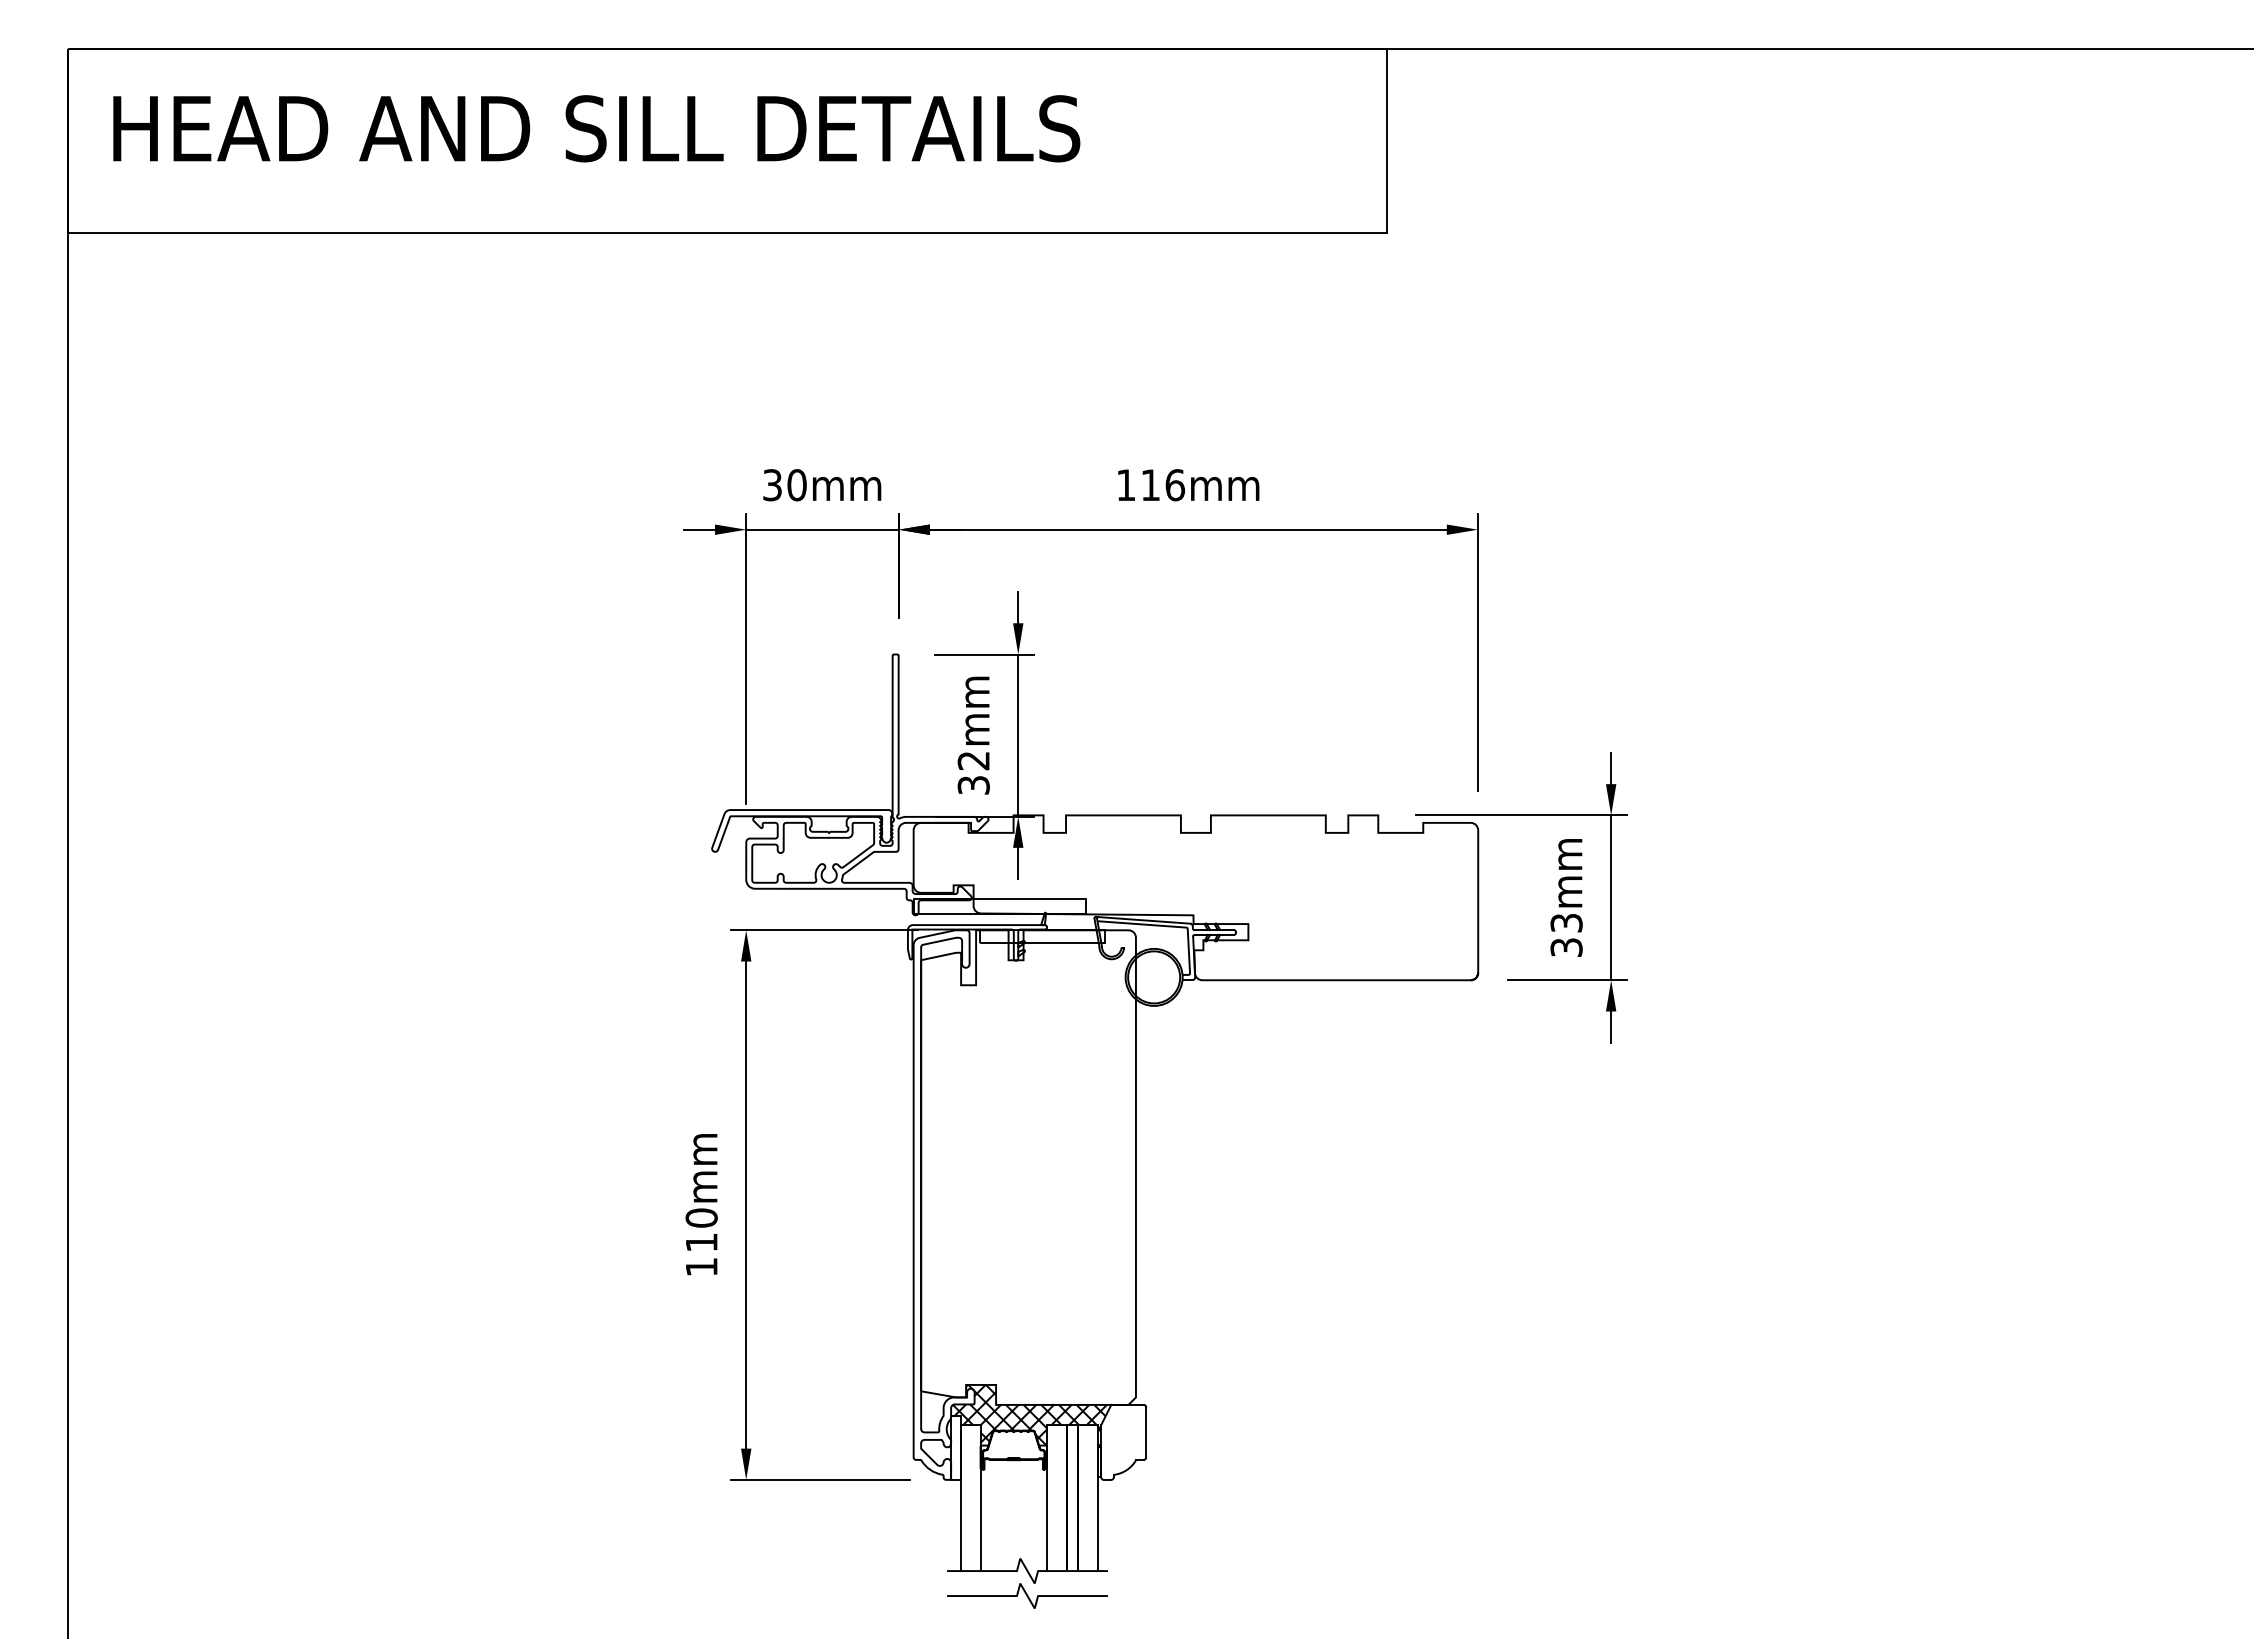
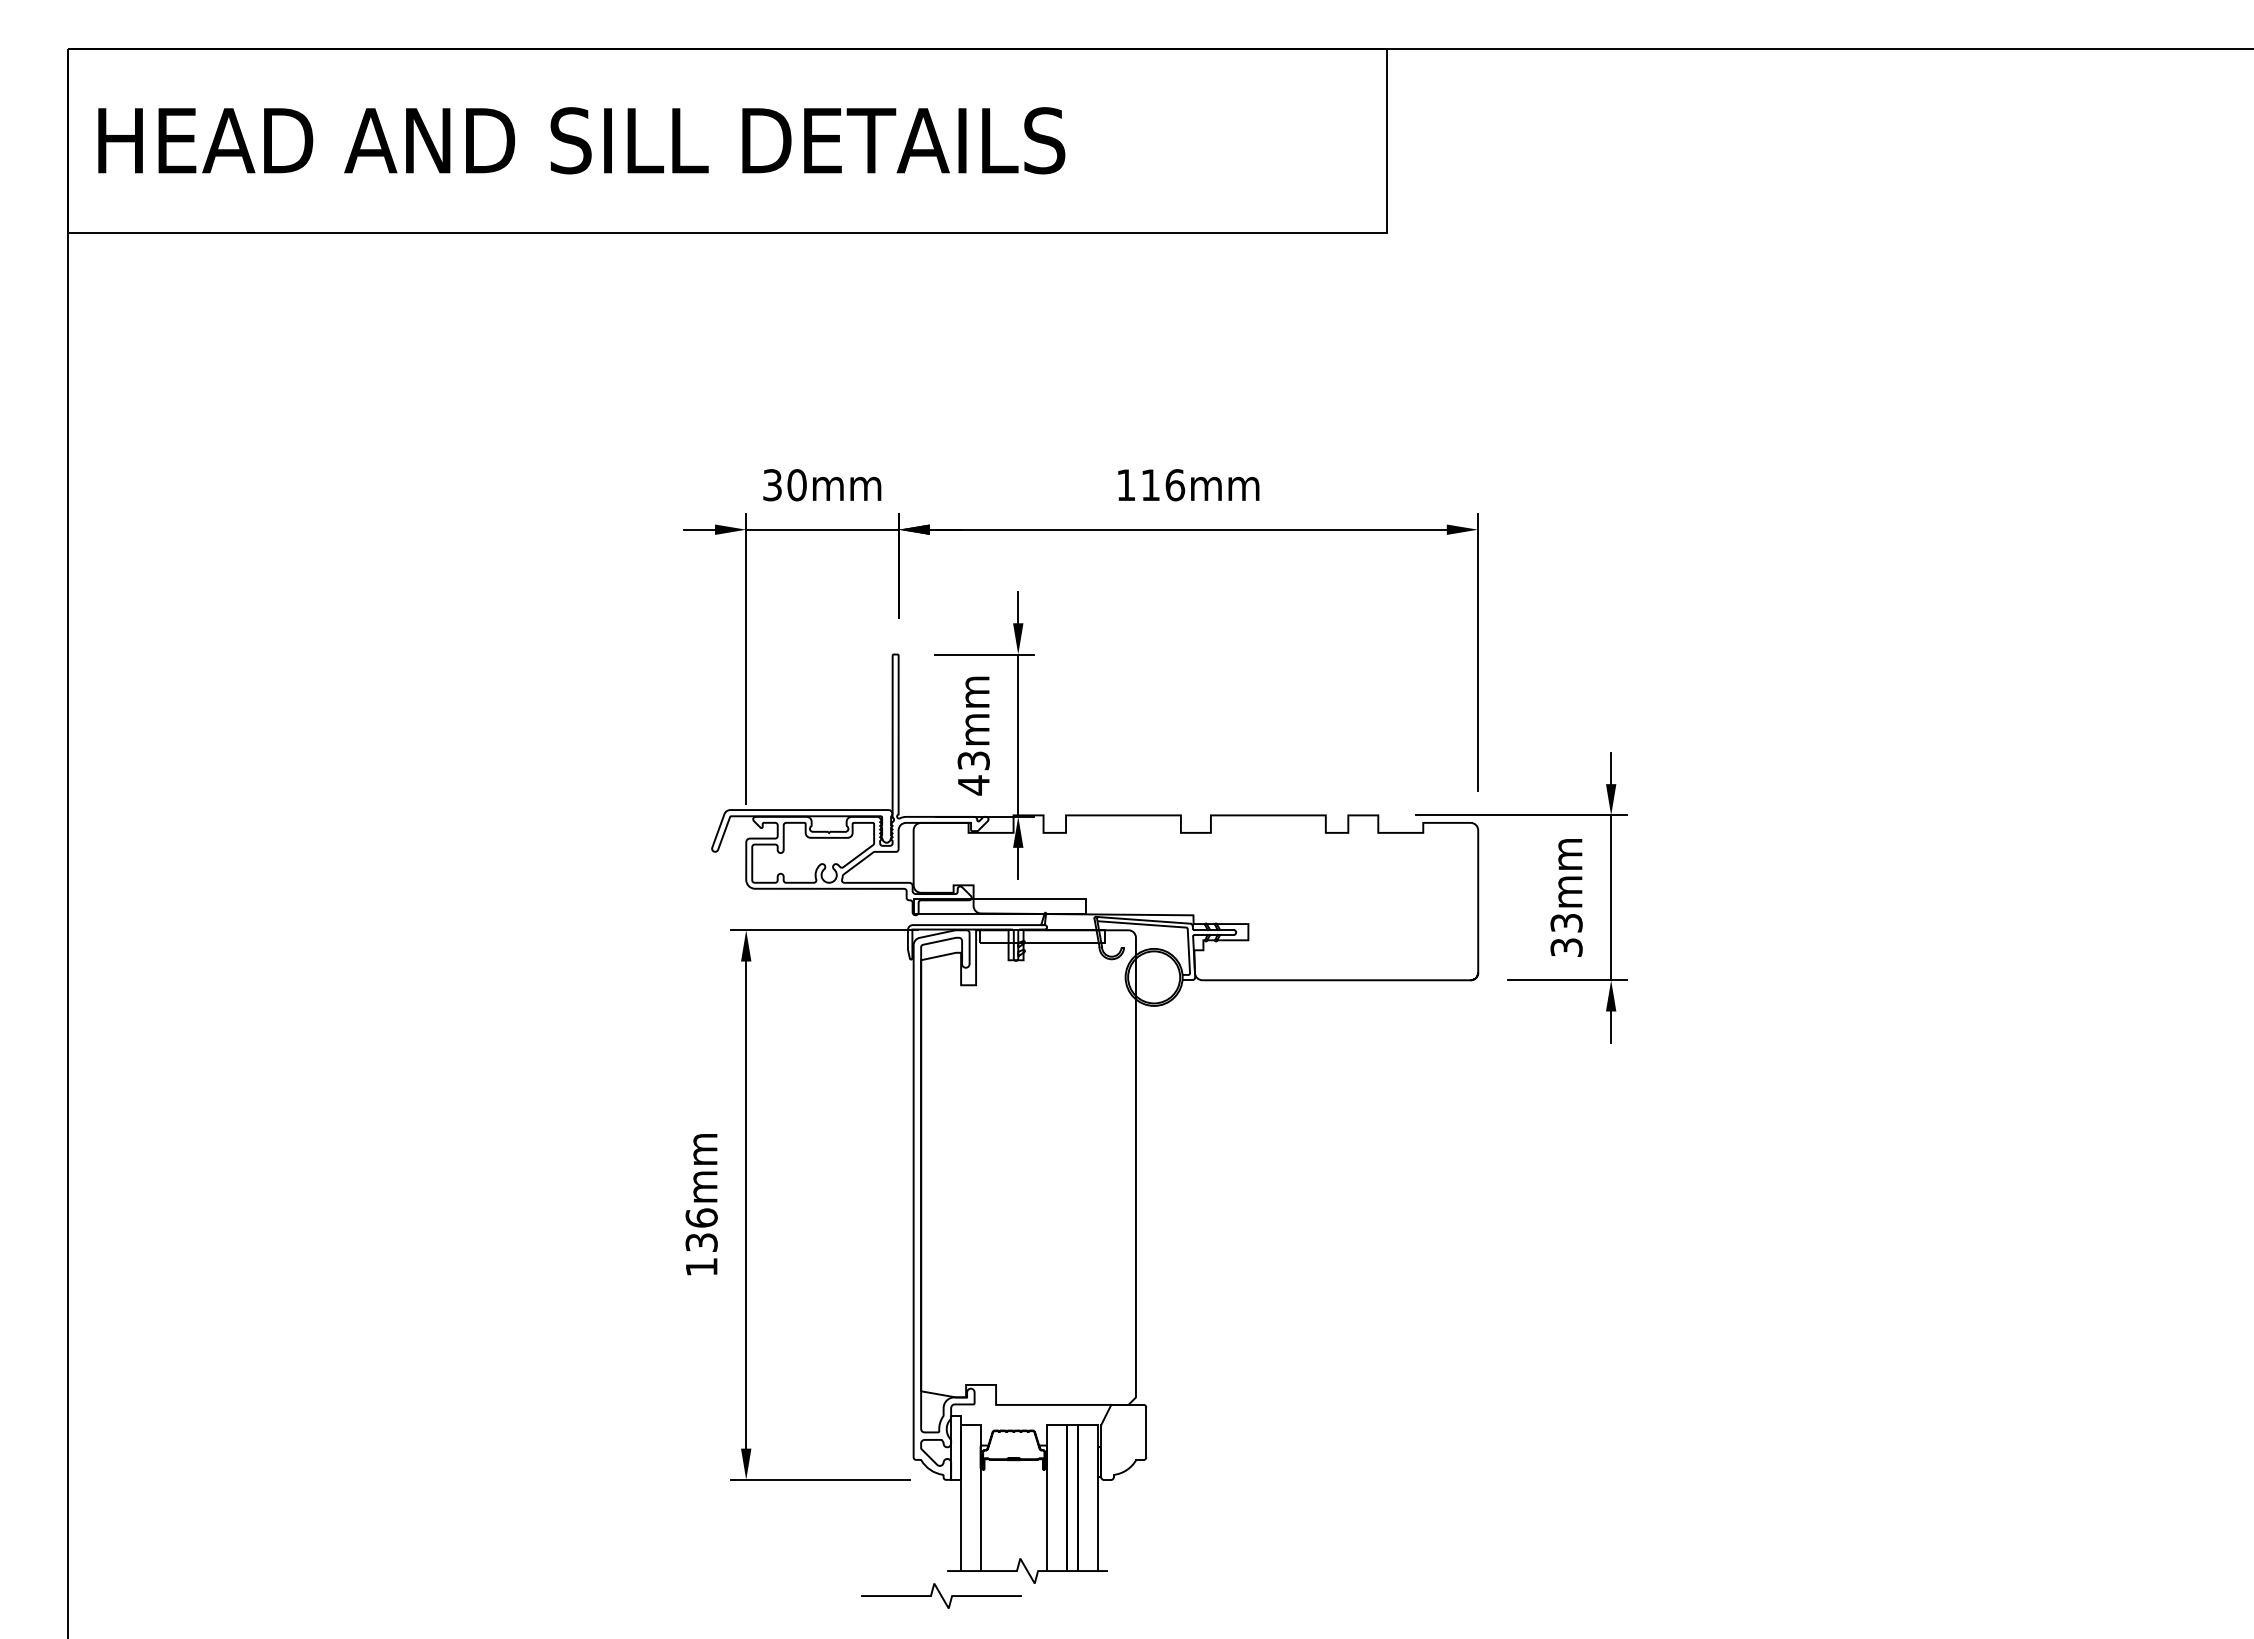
text position: (596, 128) -> (581, 140) (581, 140)
text: 32mm -> 43mm (973, 773)
text: 110mm -> 136mm (701, 1229)
hatch: present -> none (1029, 1415)
curve position: (1027, 1595) -> (941, 1595) (941, 1595)
